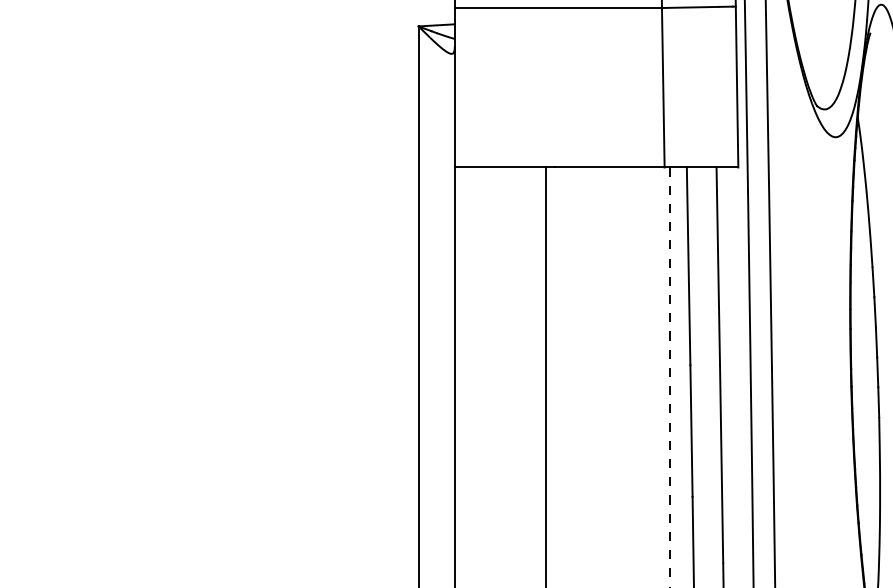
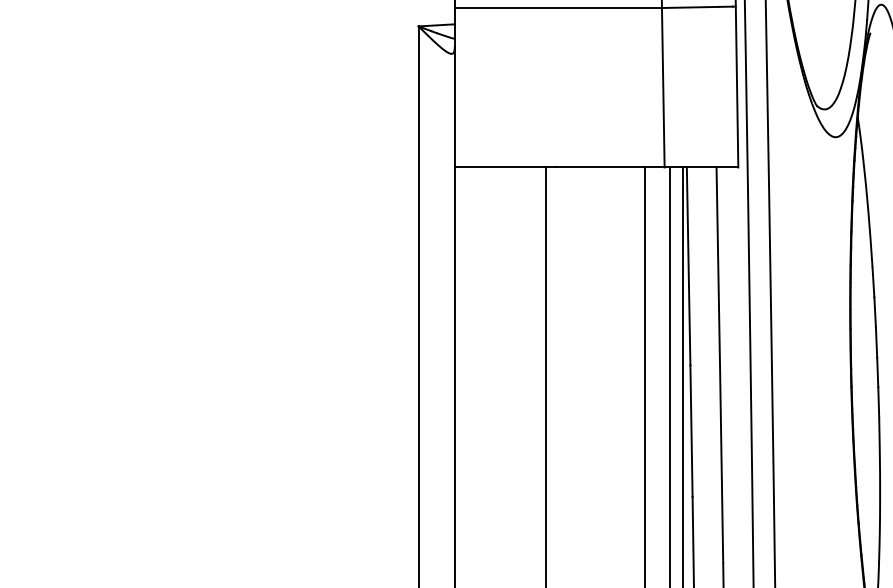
line: none -> present (644, 375)
line: none -> present (682, 375)
line: dashed -> solid (670, 378)
